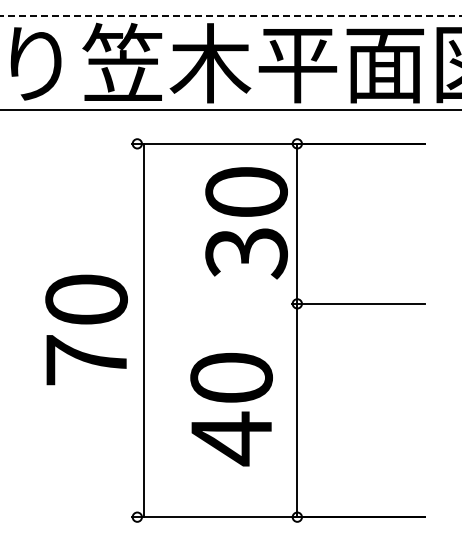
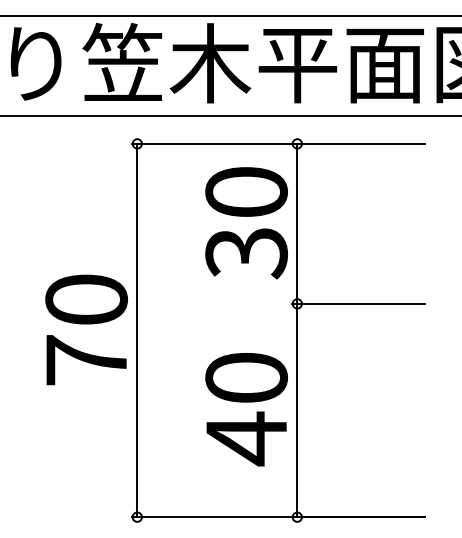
line: dashed -> solid (231, 16)
line position: (230, 110) -> (230, 116) (230, 116)
line position: (144, 330) -> (137, 330) (137, 330)
text position: (231, 409) -> (246, 409) (246, 409)
